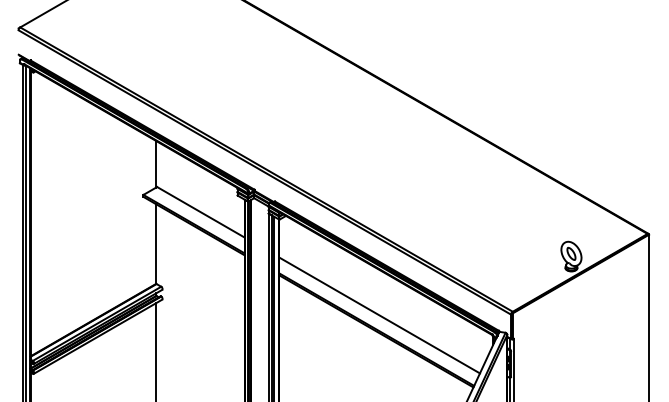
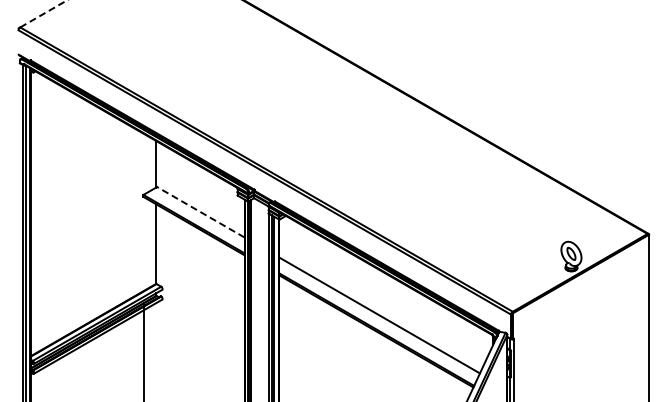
line: solid -> dashed (44, 13)
line: solid -> dashed (200, 212)
line position: (155, 350) -> (143, 350) (143, 350)
